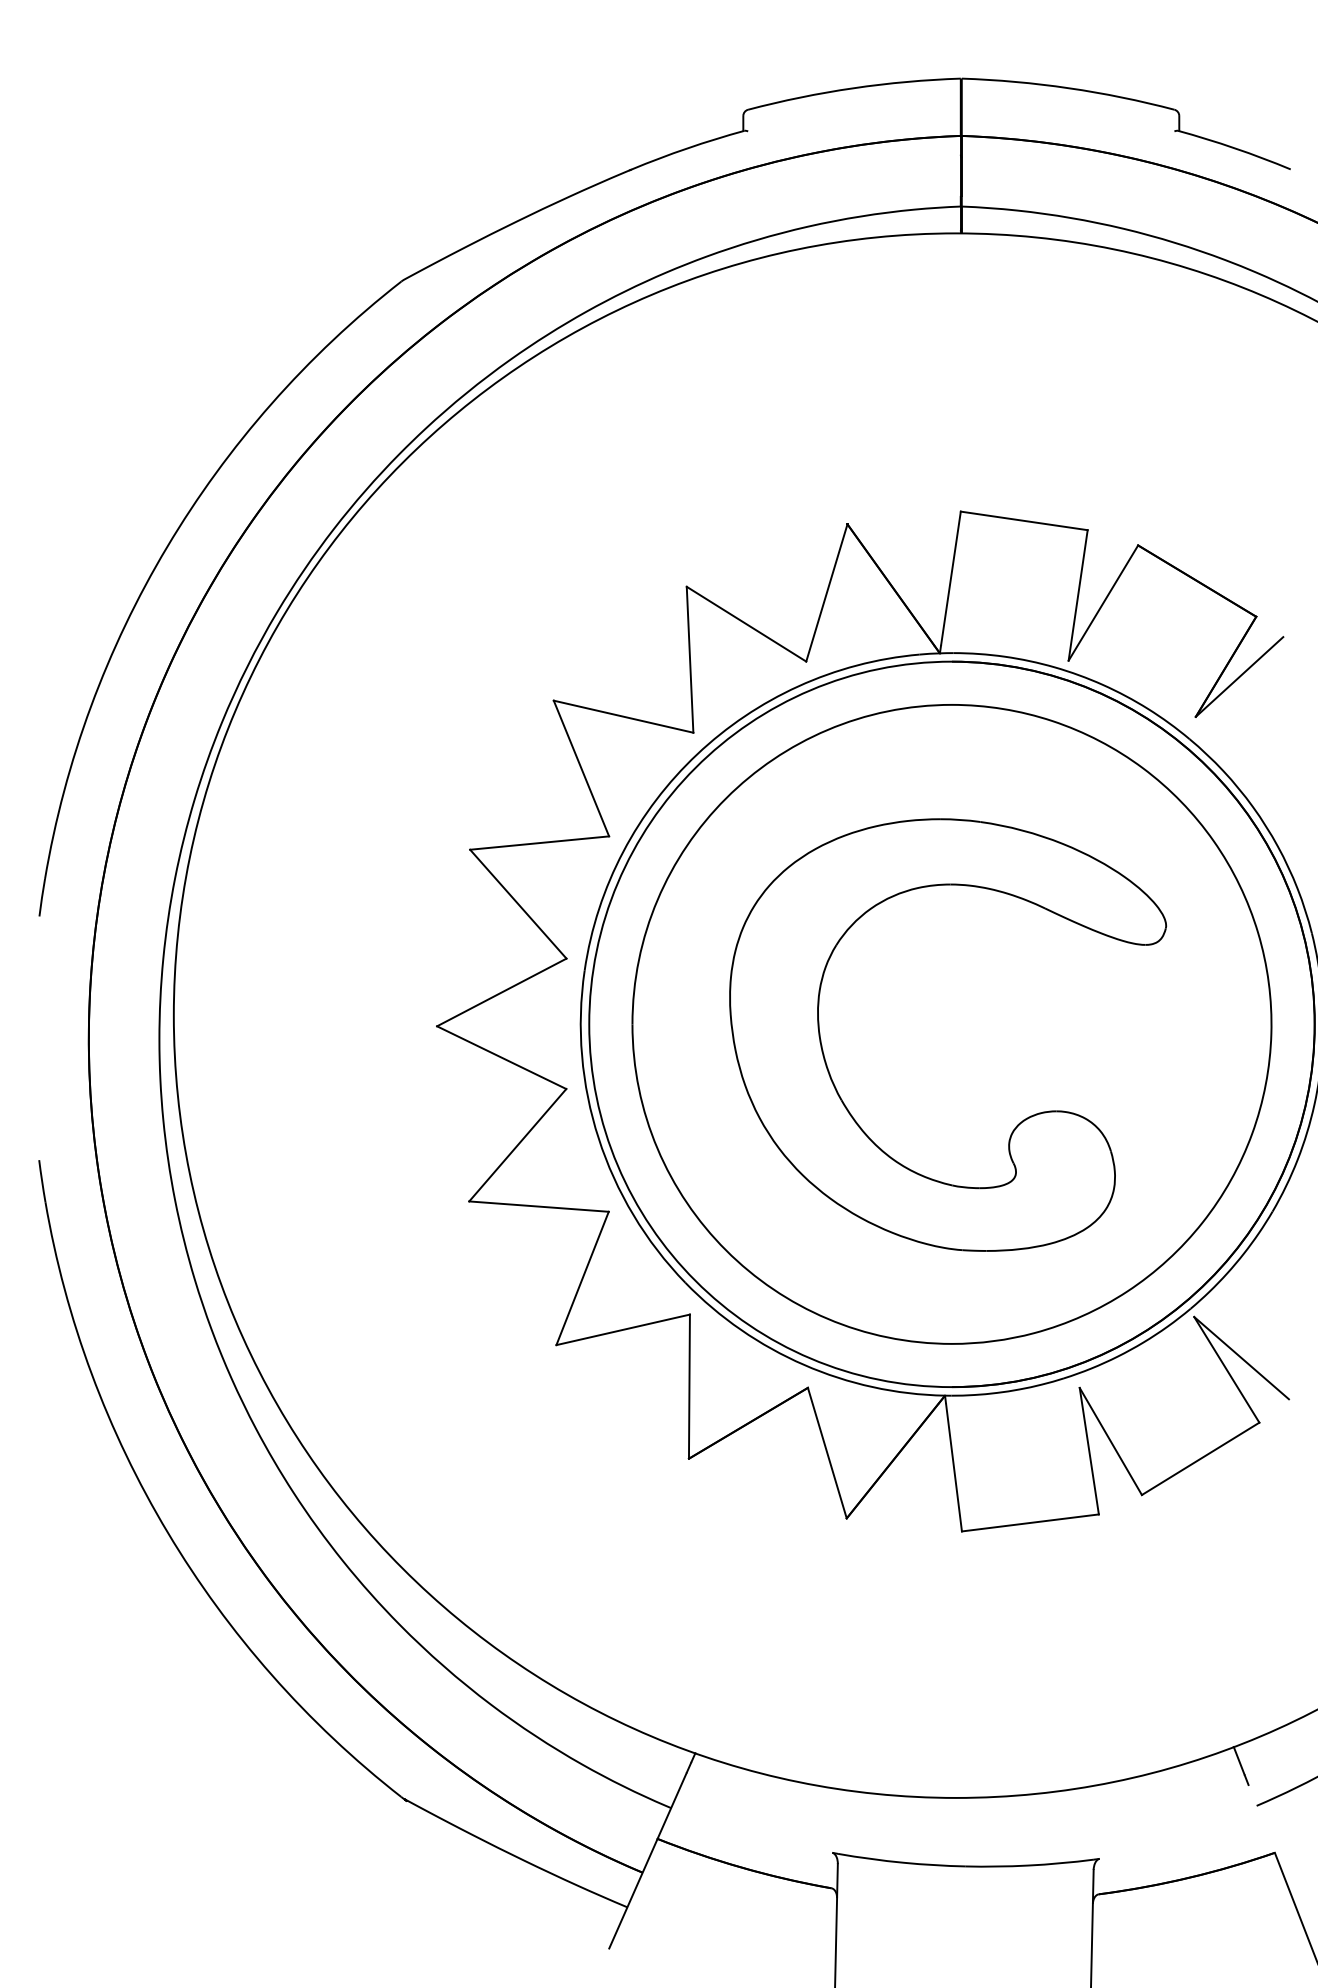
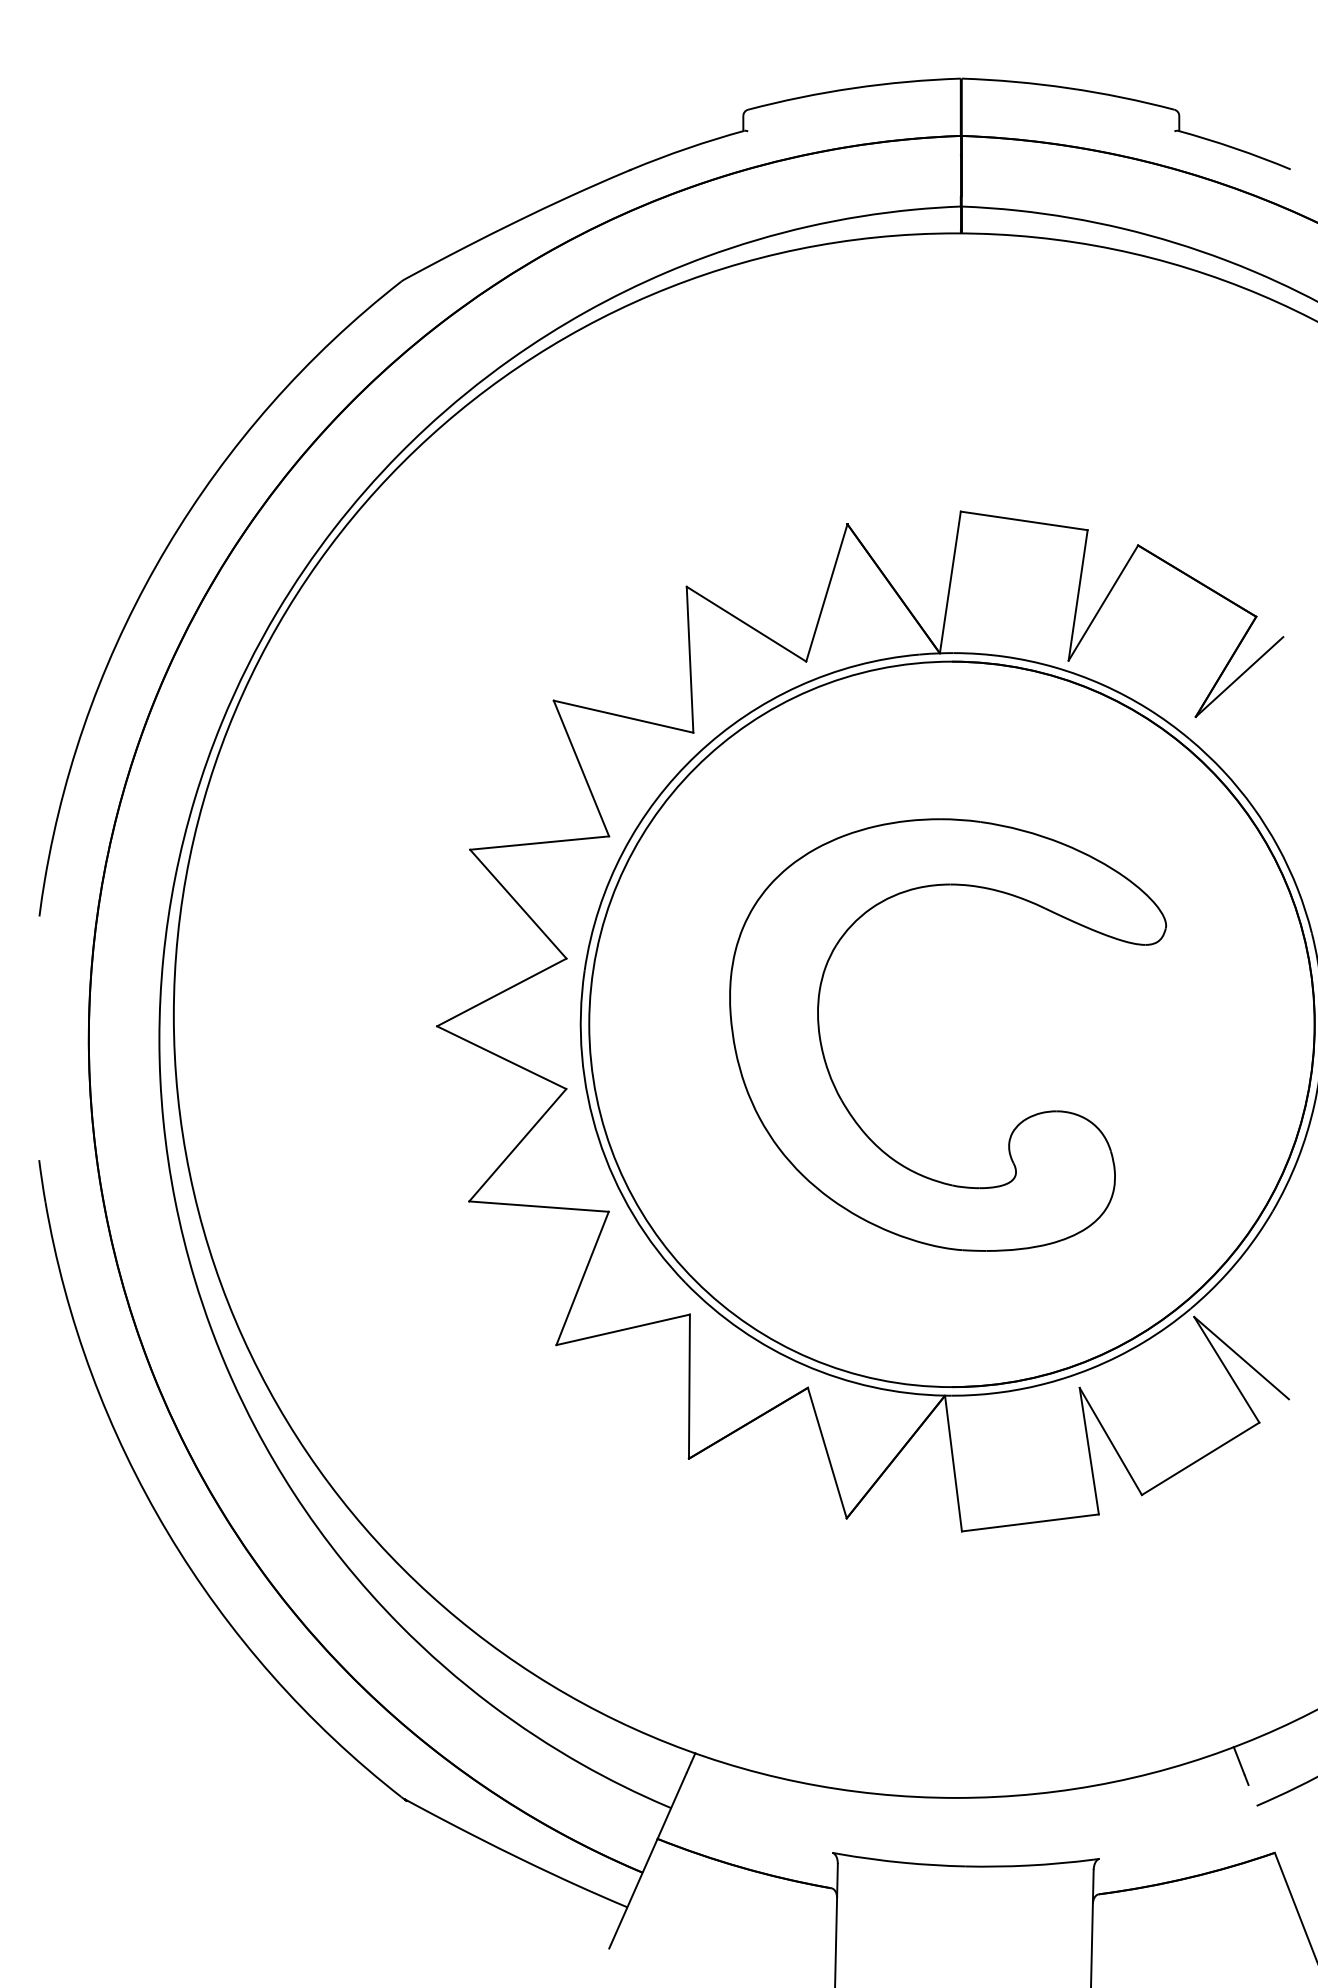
part: present -> none (951, 1024)
